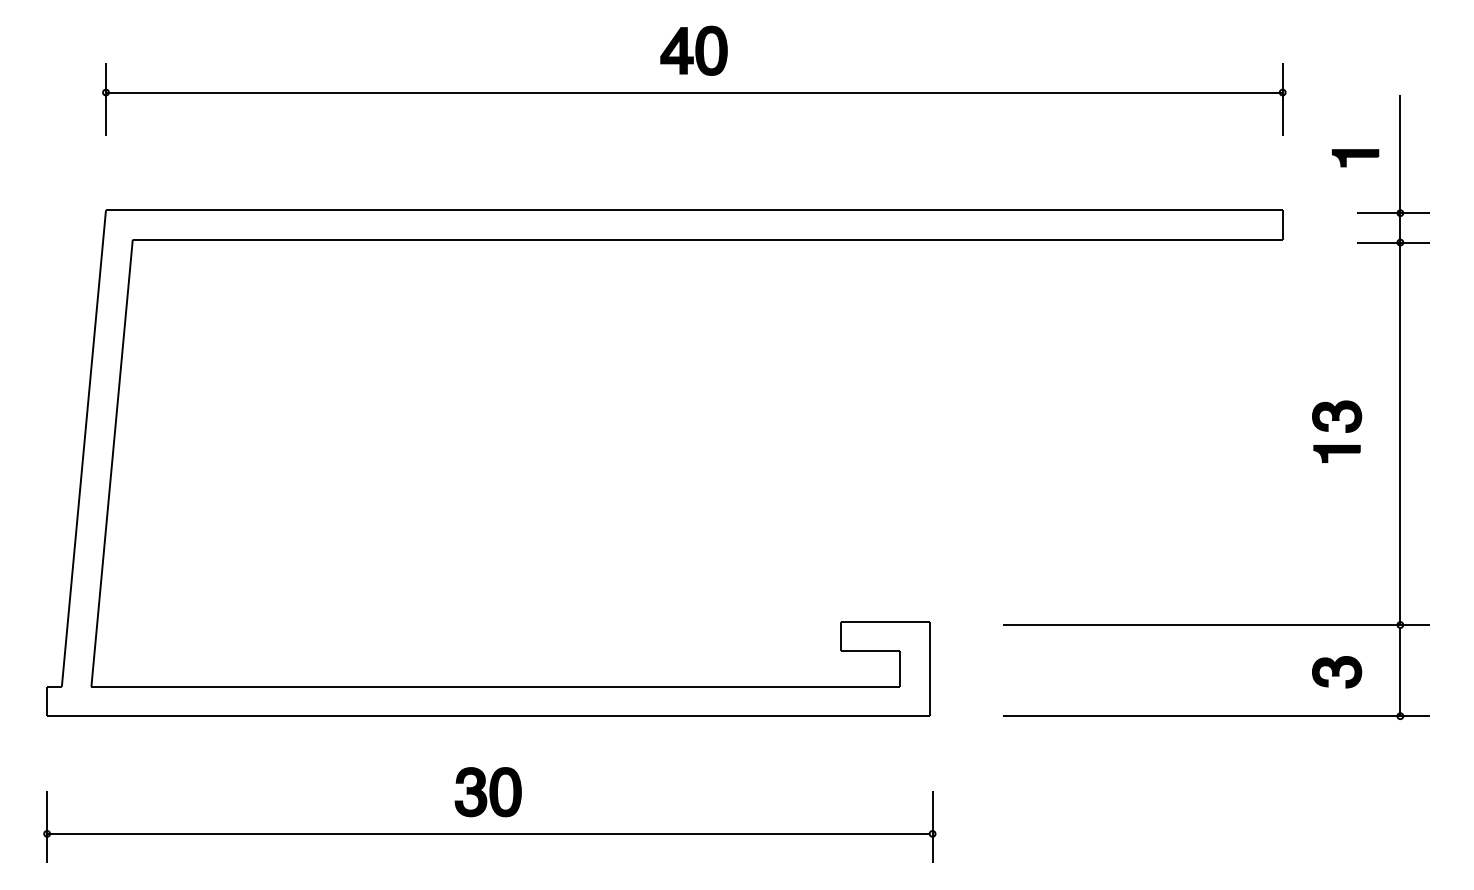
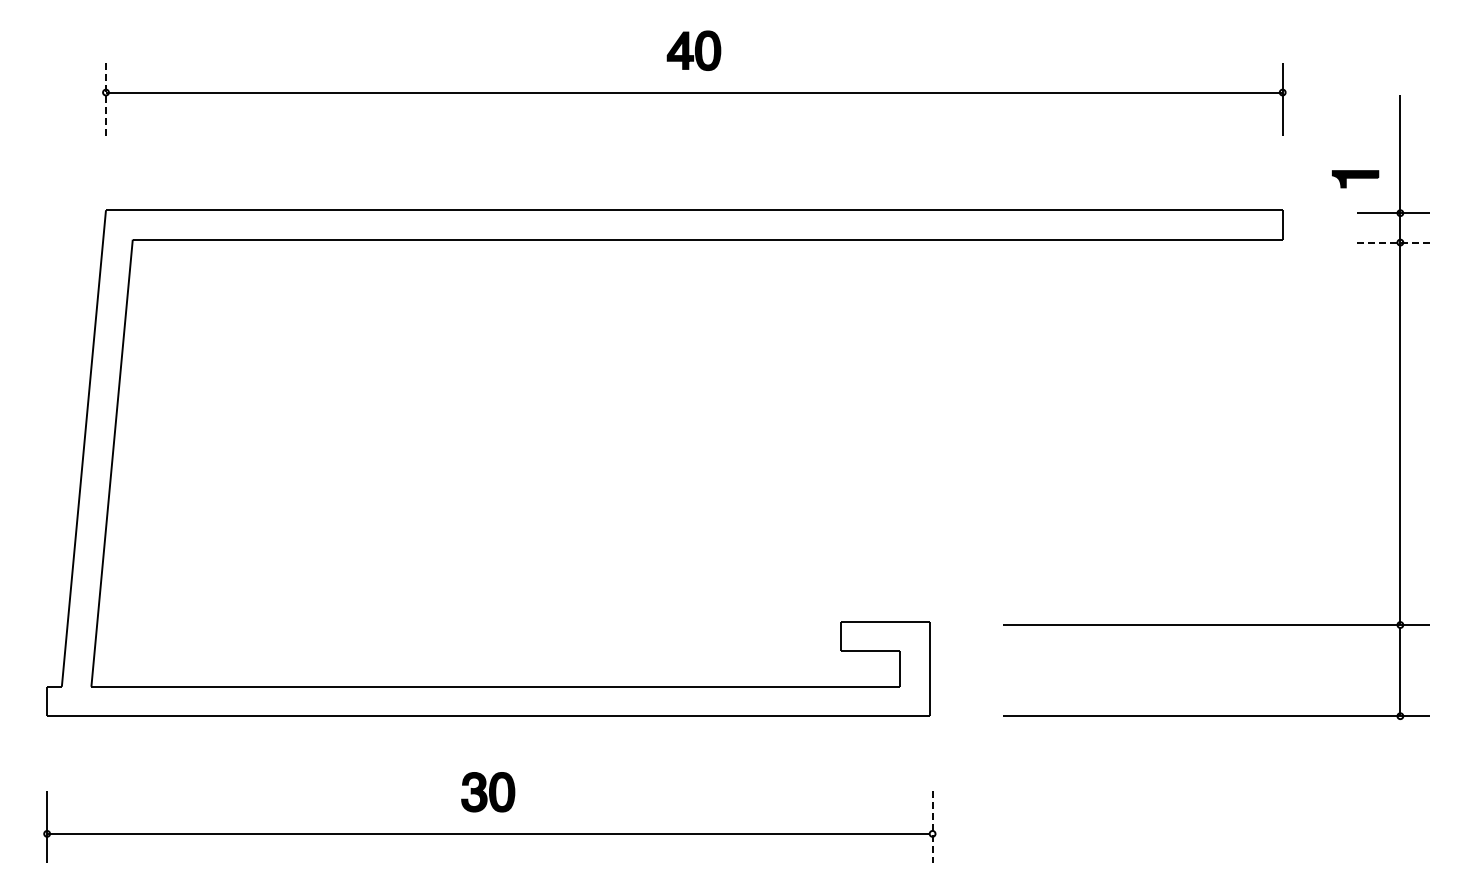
part size: 68x51 px -> 56x41 px (693, 50)
line: solid -> dashed (105, 98)
part position: (1355, 158) -> (1355, 179) (1355, 179)
line: solid -> dashed (1394, 242)
part: present -> none (1345, 431)
part: present -> none (1337, 672)
part size: 68x51 px -> 55x41 px (488, 792)
line: solid -> dashed (932, 827)
